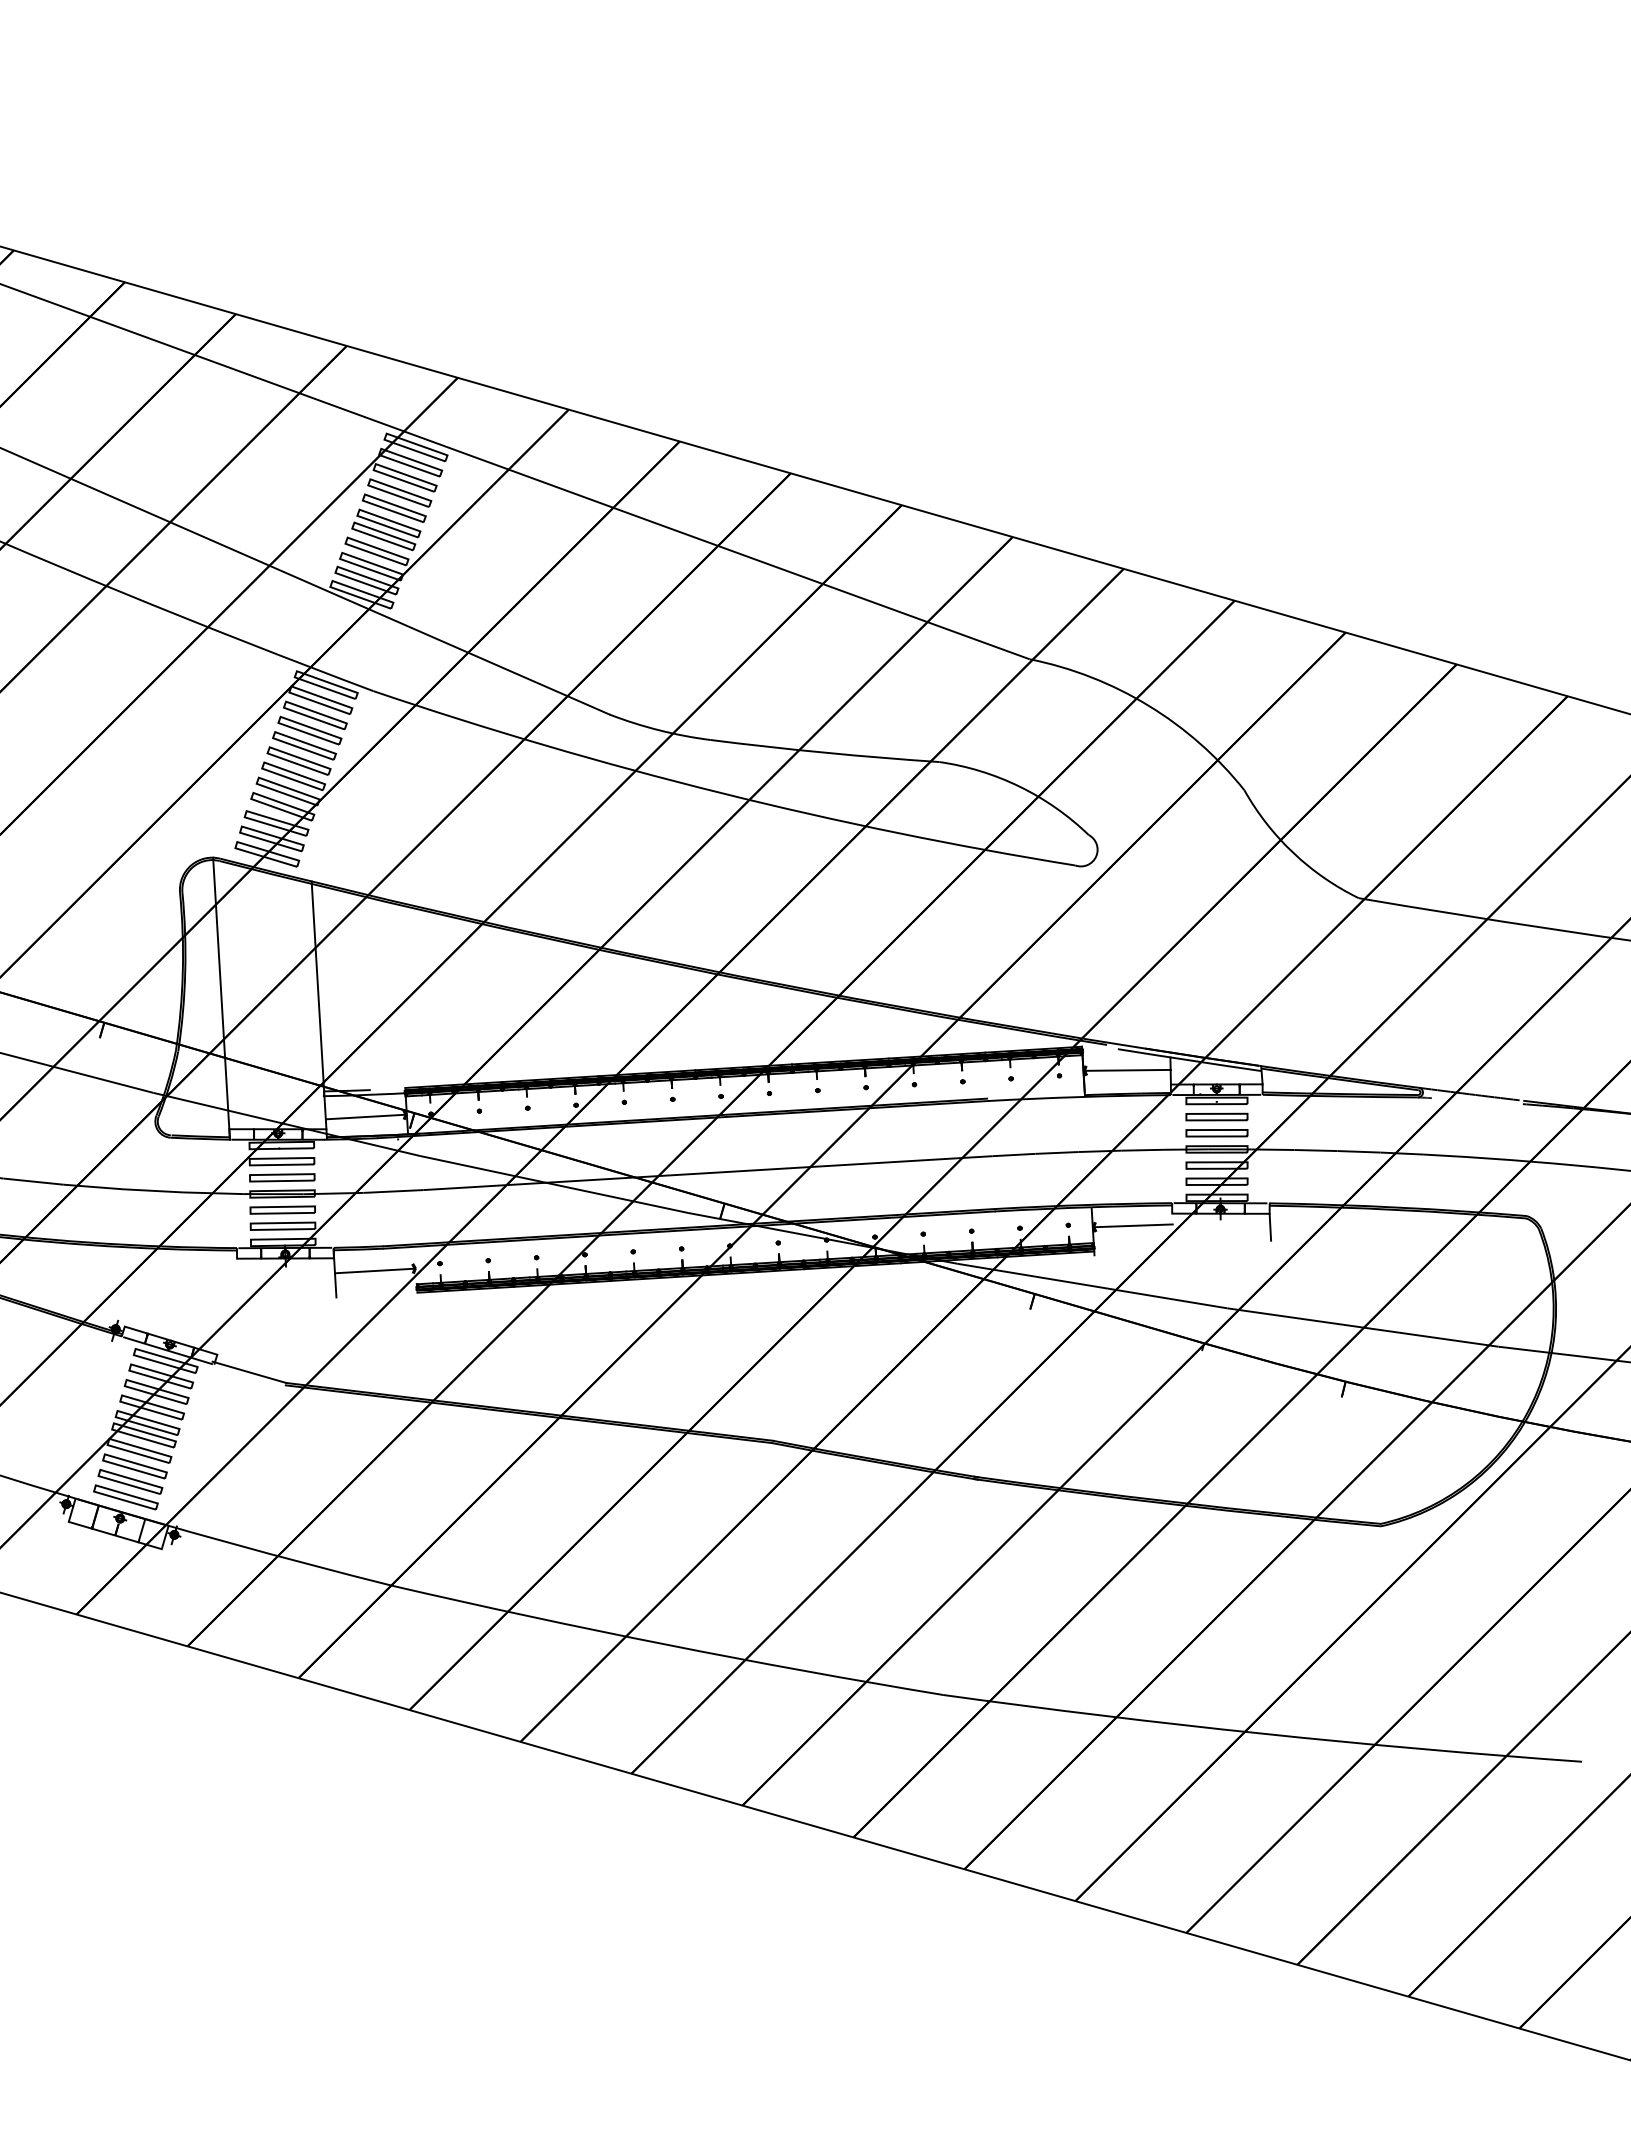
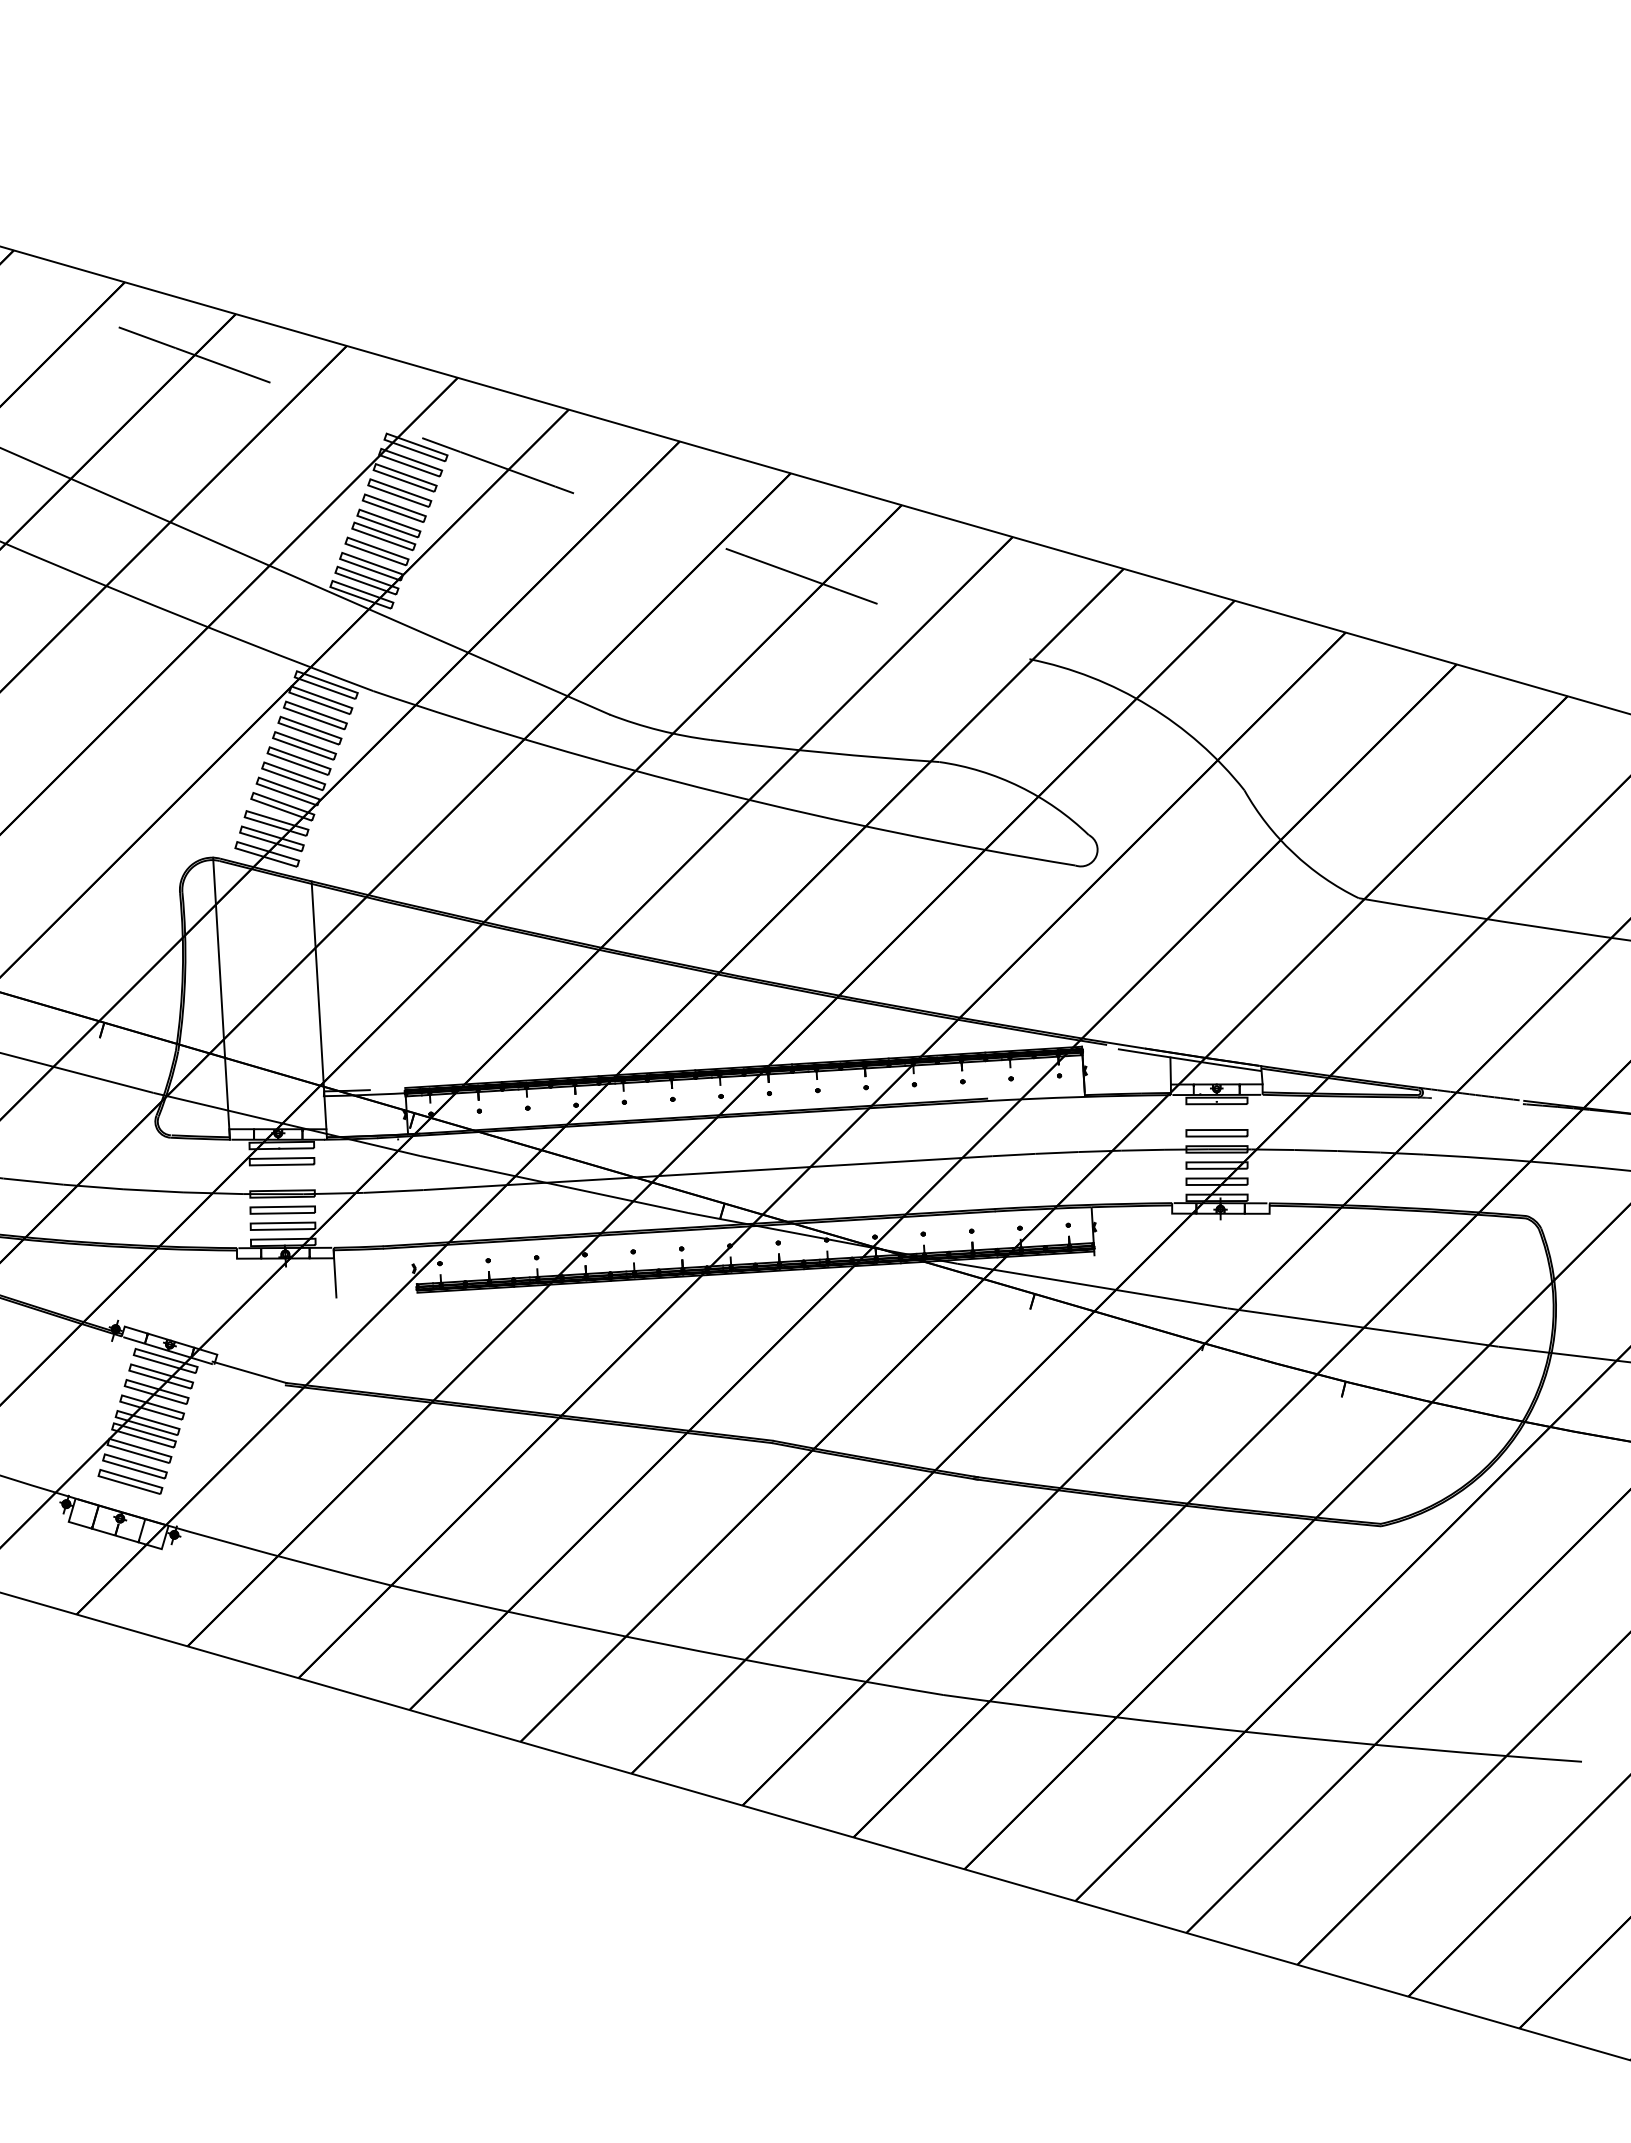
arc: solid -> dashed (514, 471)
line: present -> none (1127, 1069)
line: present -> none (365, 1116)
part: present -> none (1216, 1116)
part: present -> none (282, 1177)
line: present -> none (1133, 1225)
line: present -> none (1270, 1226)
line: present -> none (374, 1270)
part: present -> none (125, 1497)
